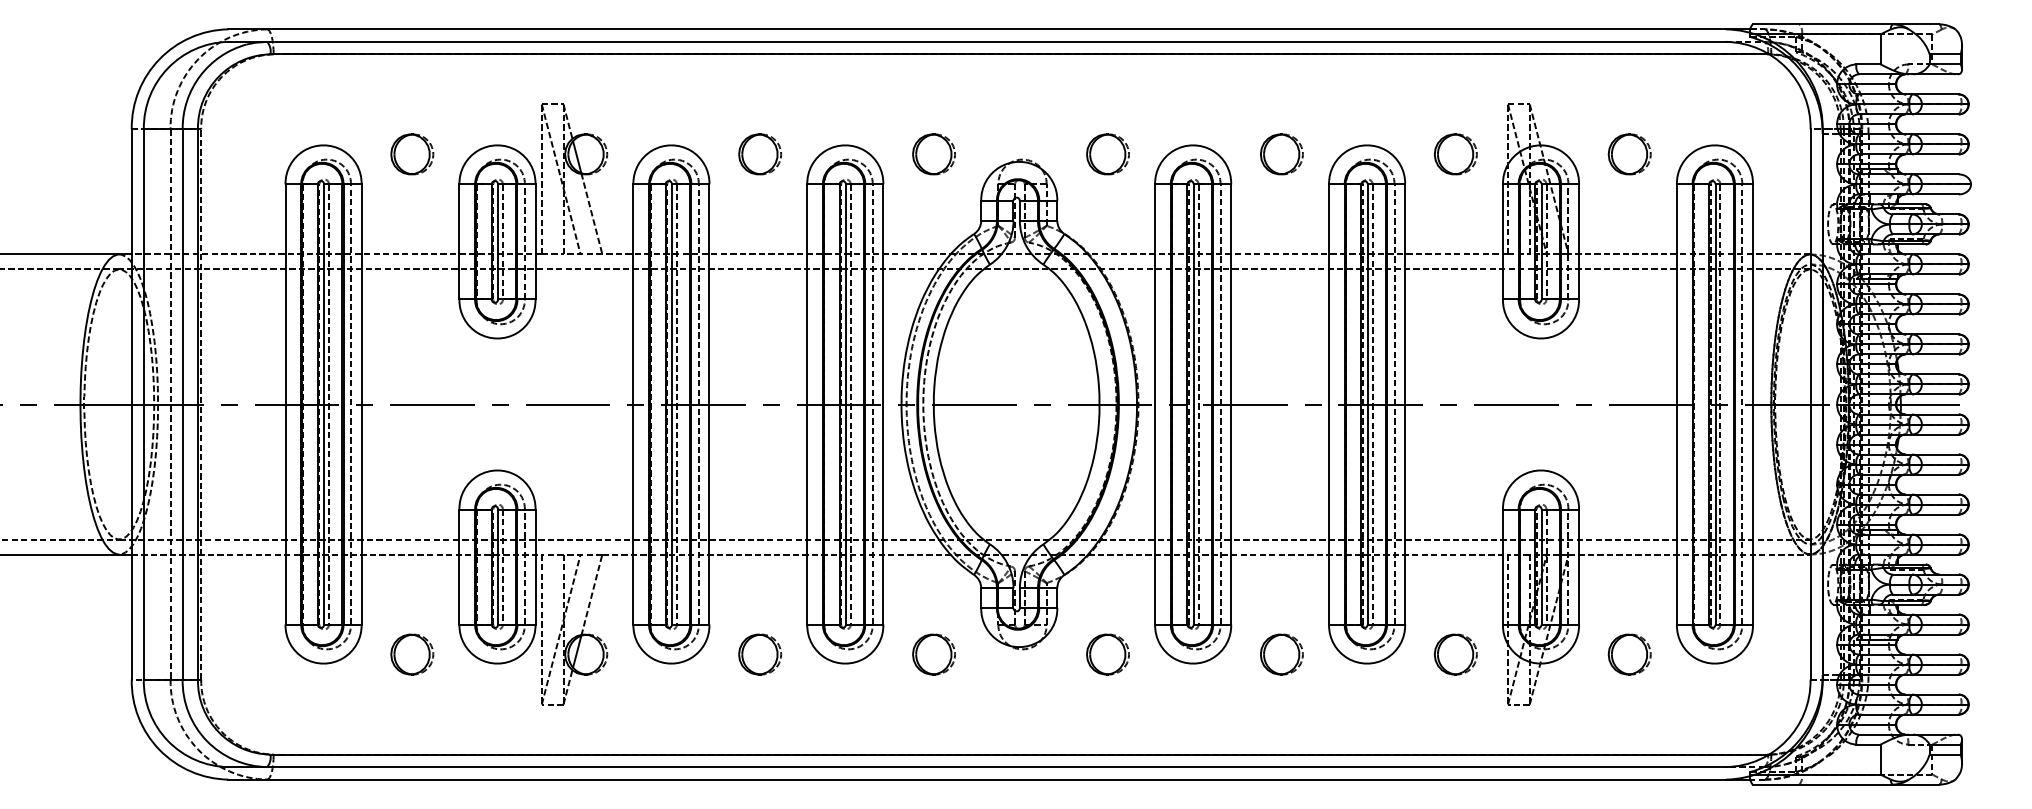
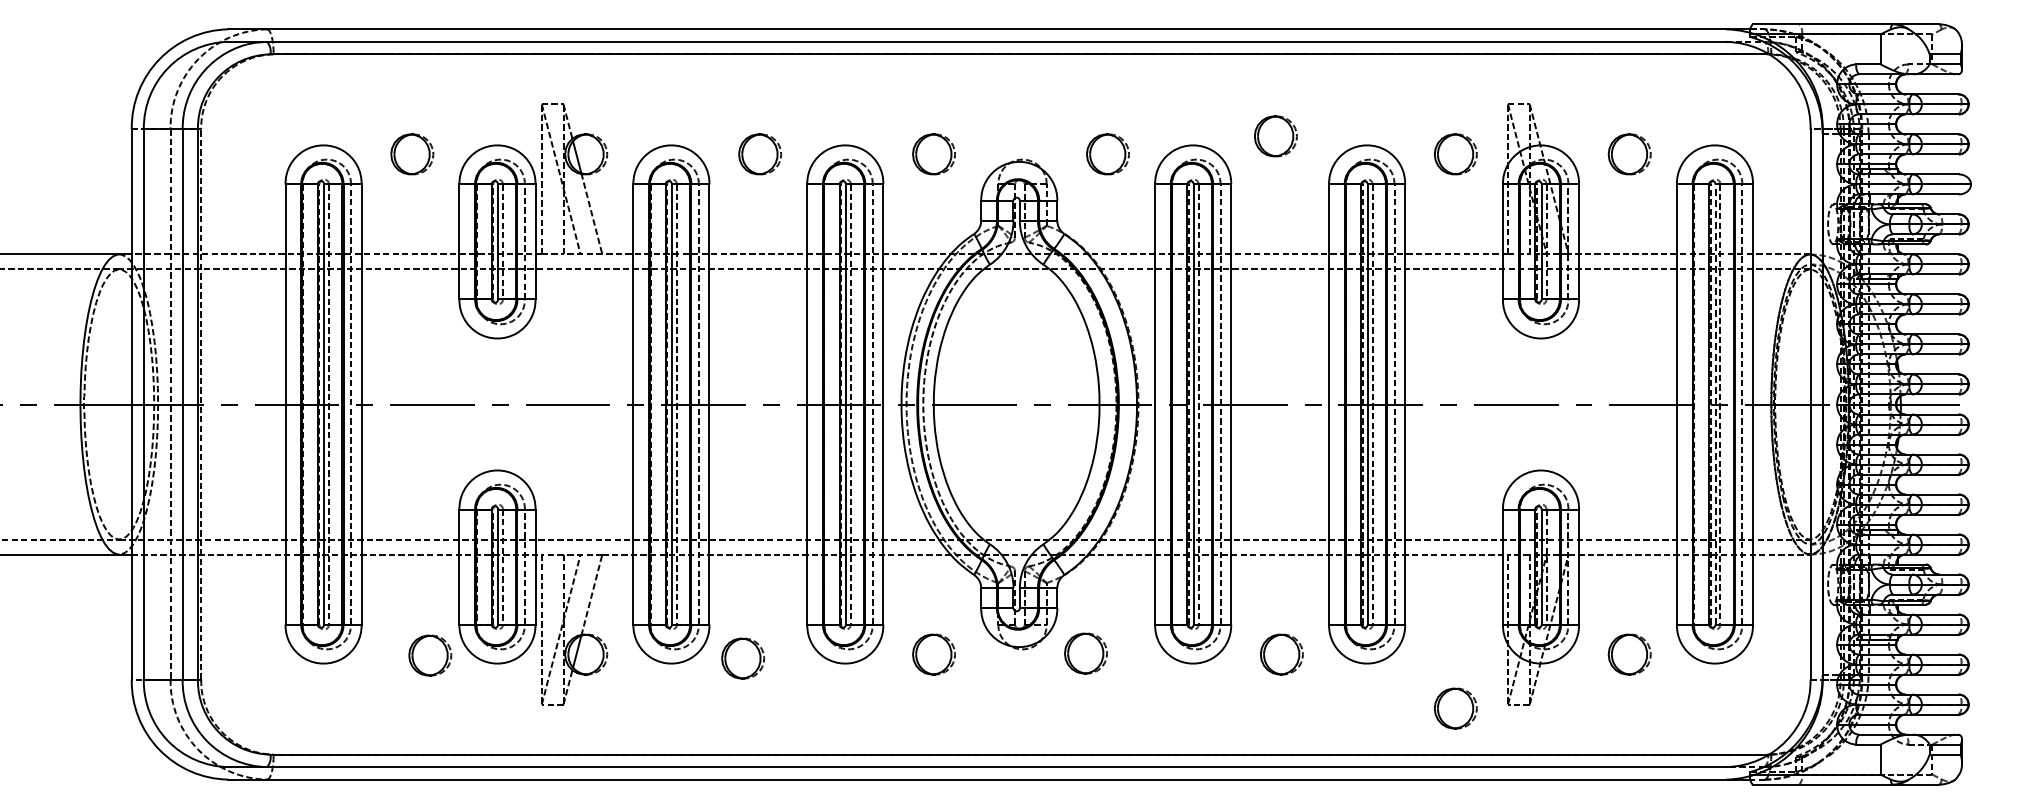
part position: (1281, 154) -> (1275, 136) (1275, 136)
line: solid -> dashed (1715, 404)
part position: (412, 654) -> (430, 655) (430, 655)
part position: (760, 654) -> (743, 658) (743, 658)
part position: (1107, 654) -> (1085, 653) (1085, 653)
part position: (1455, 654) -> (1455, 708) (1455, 708)
